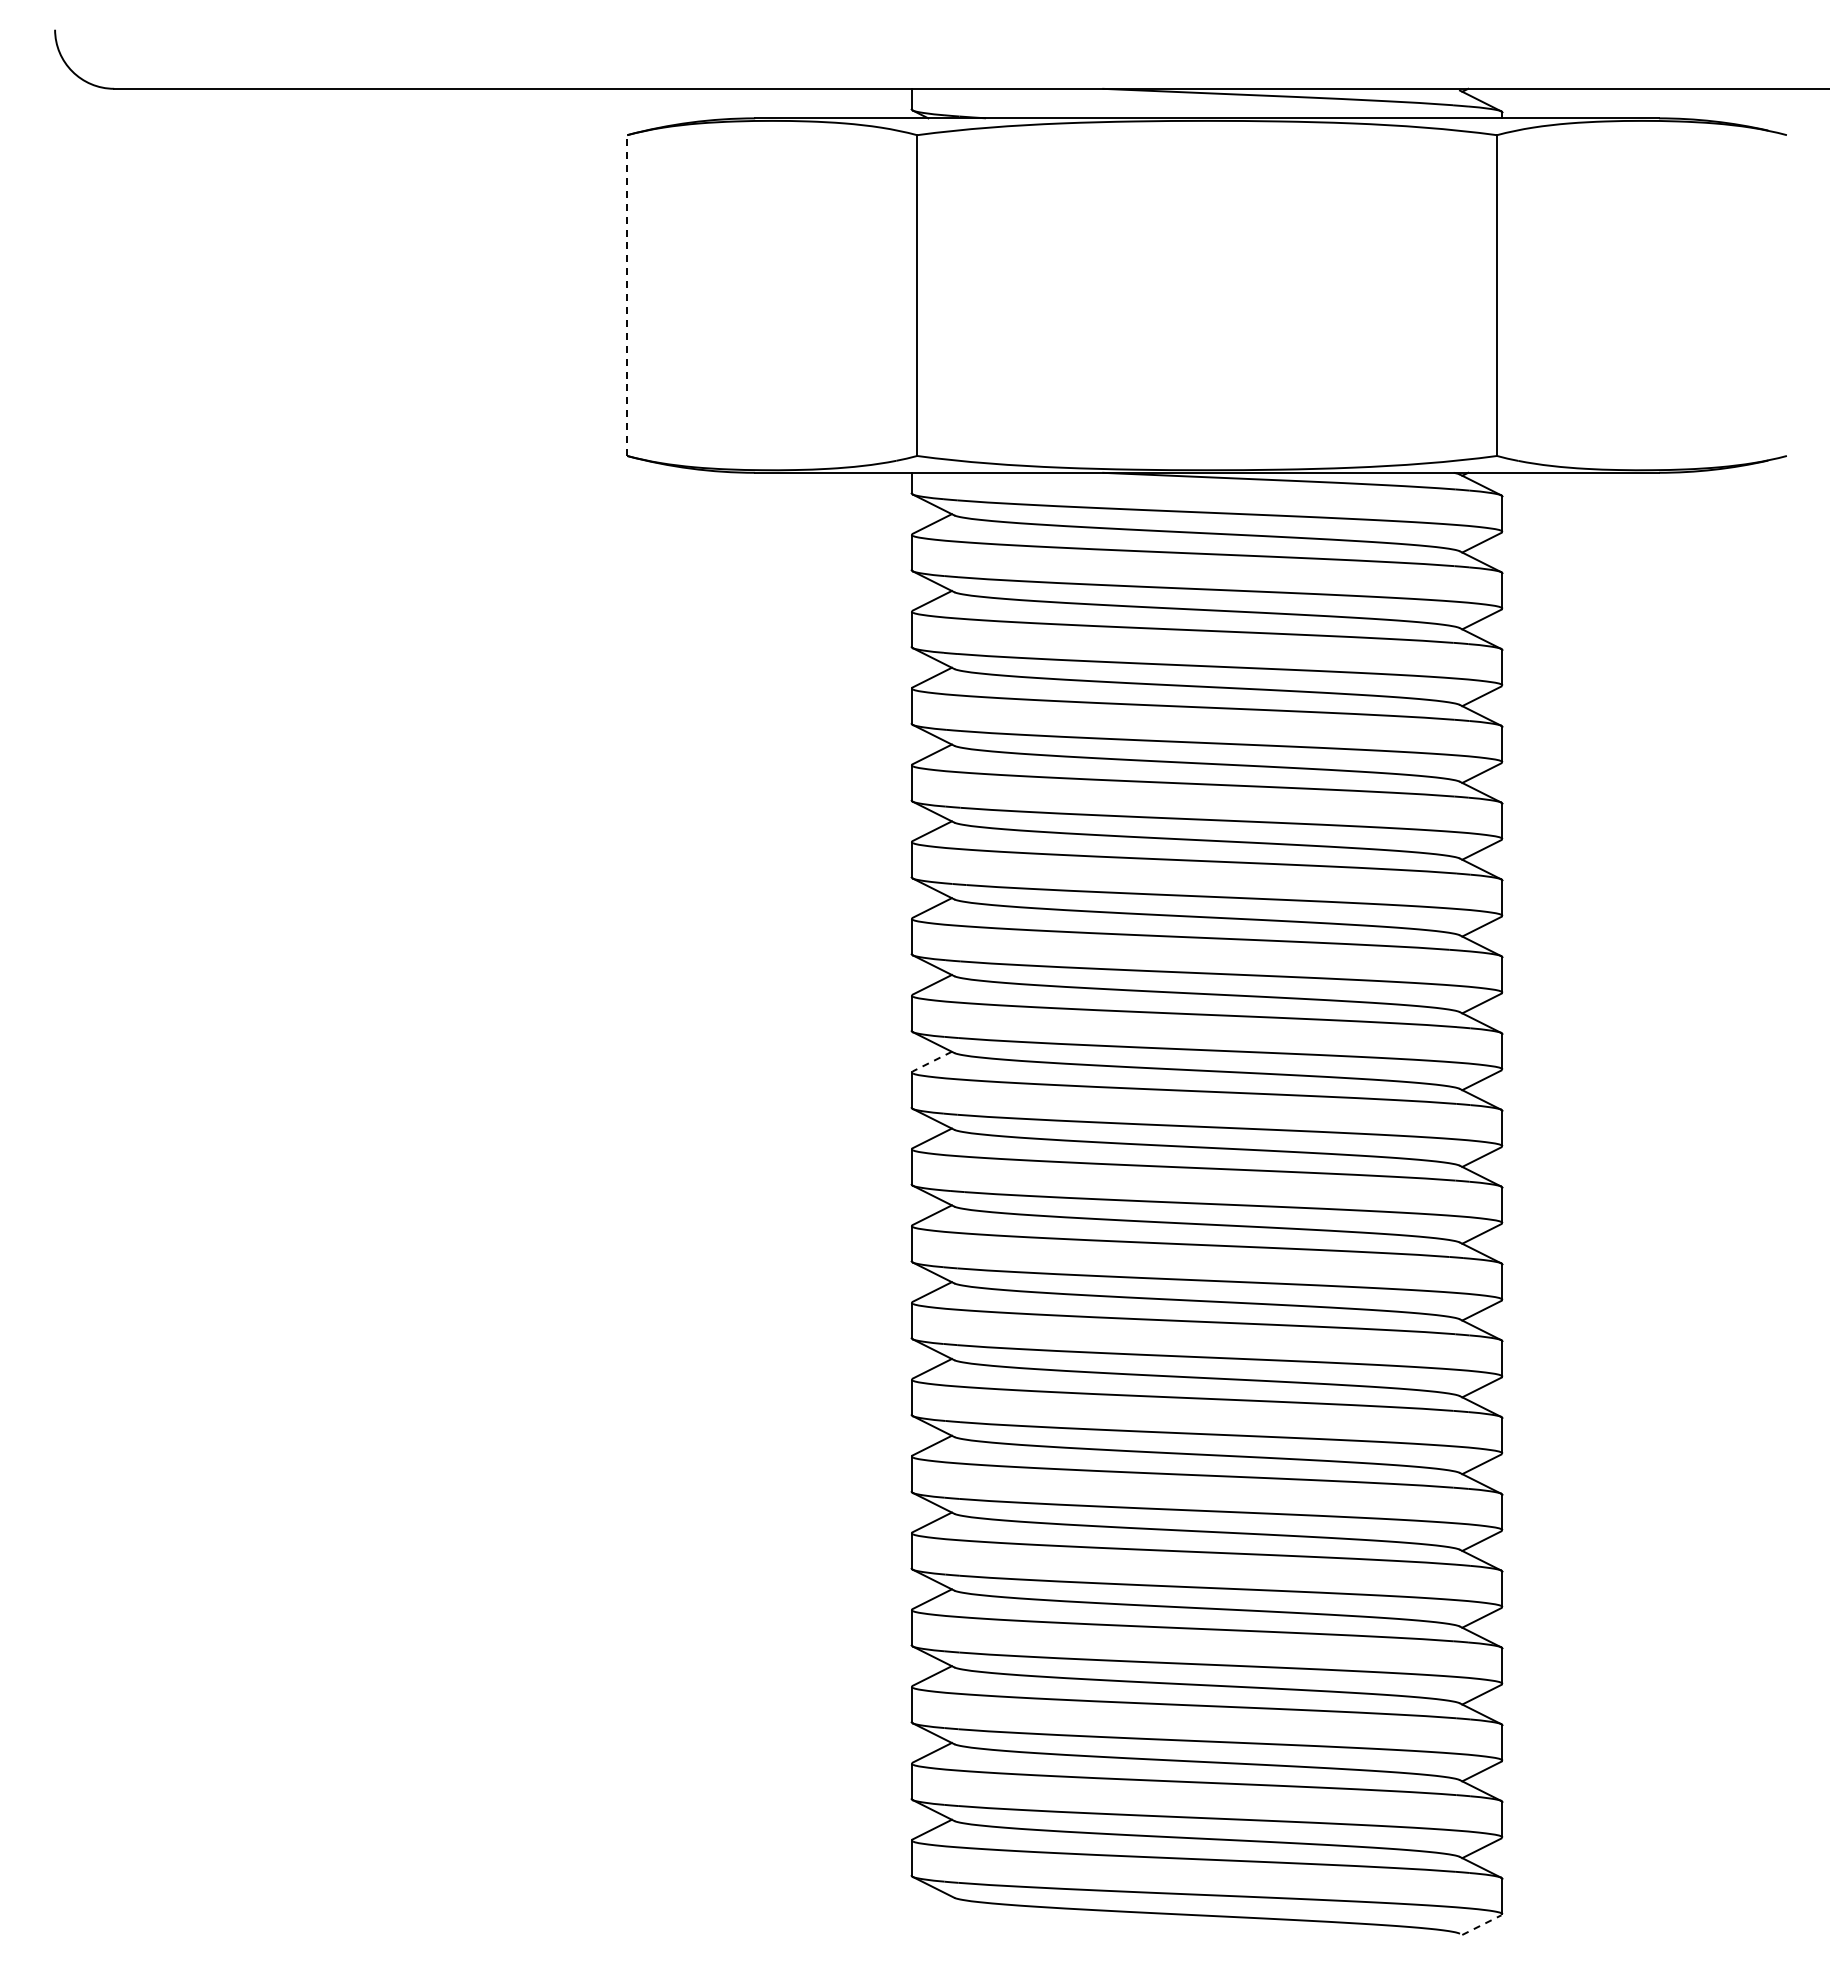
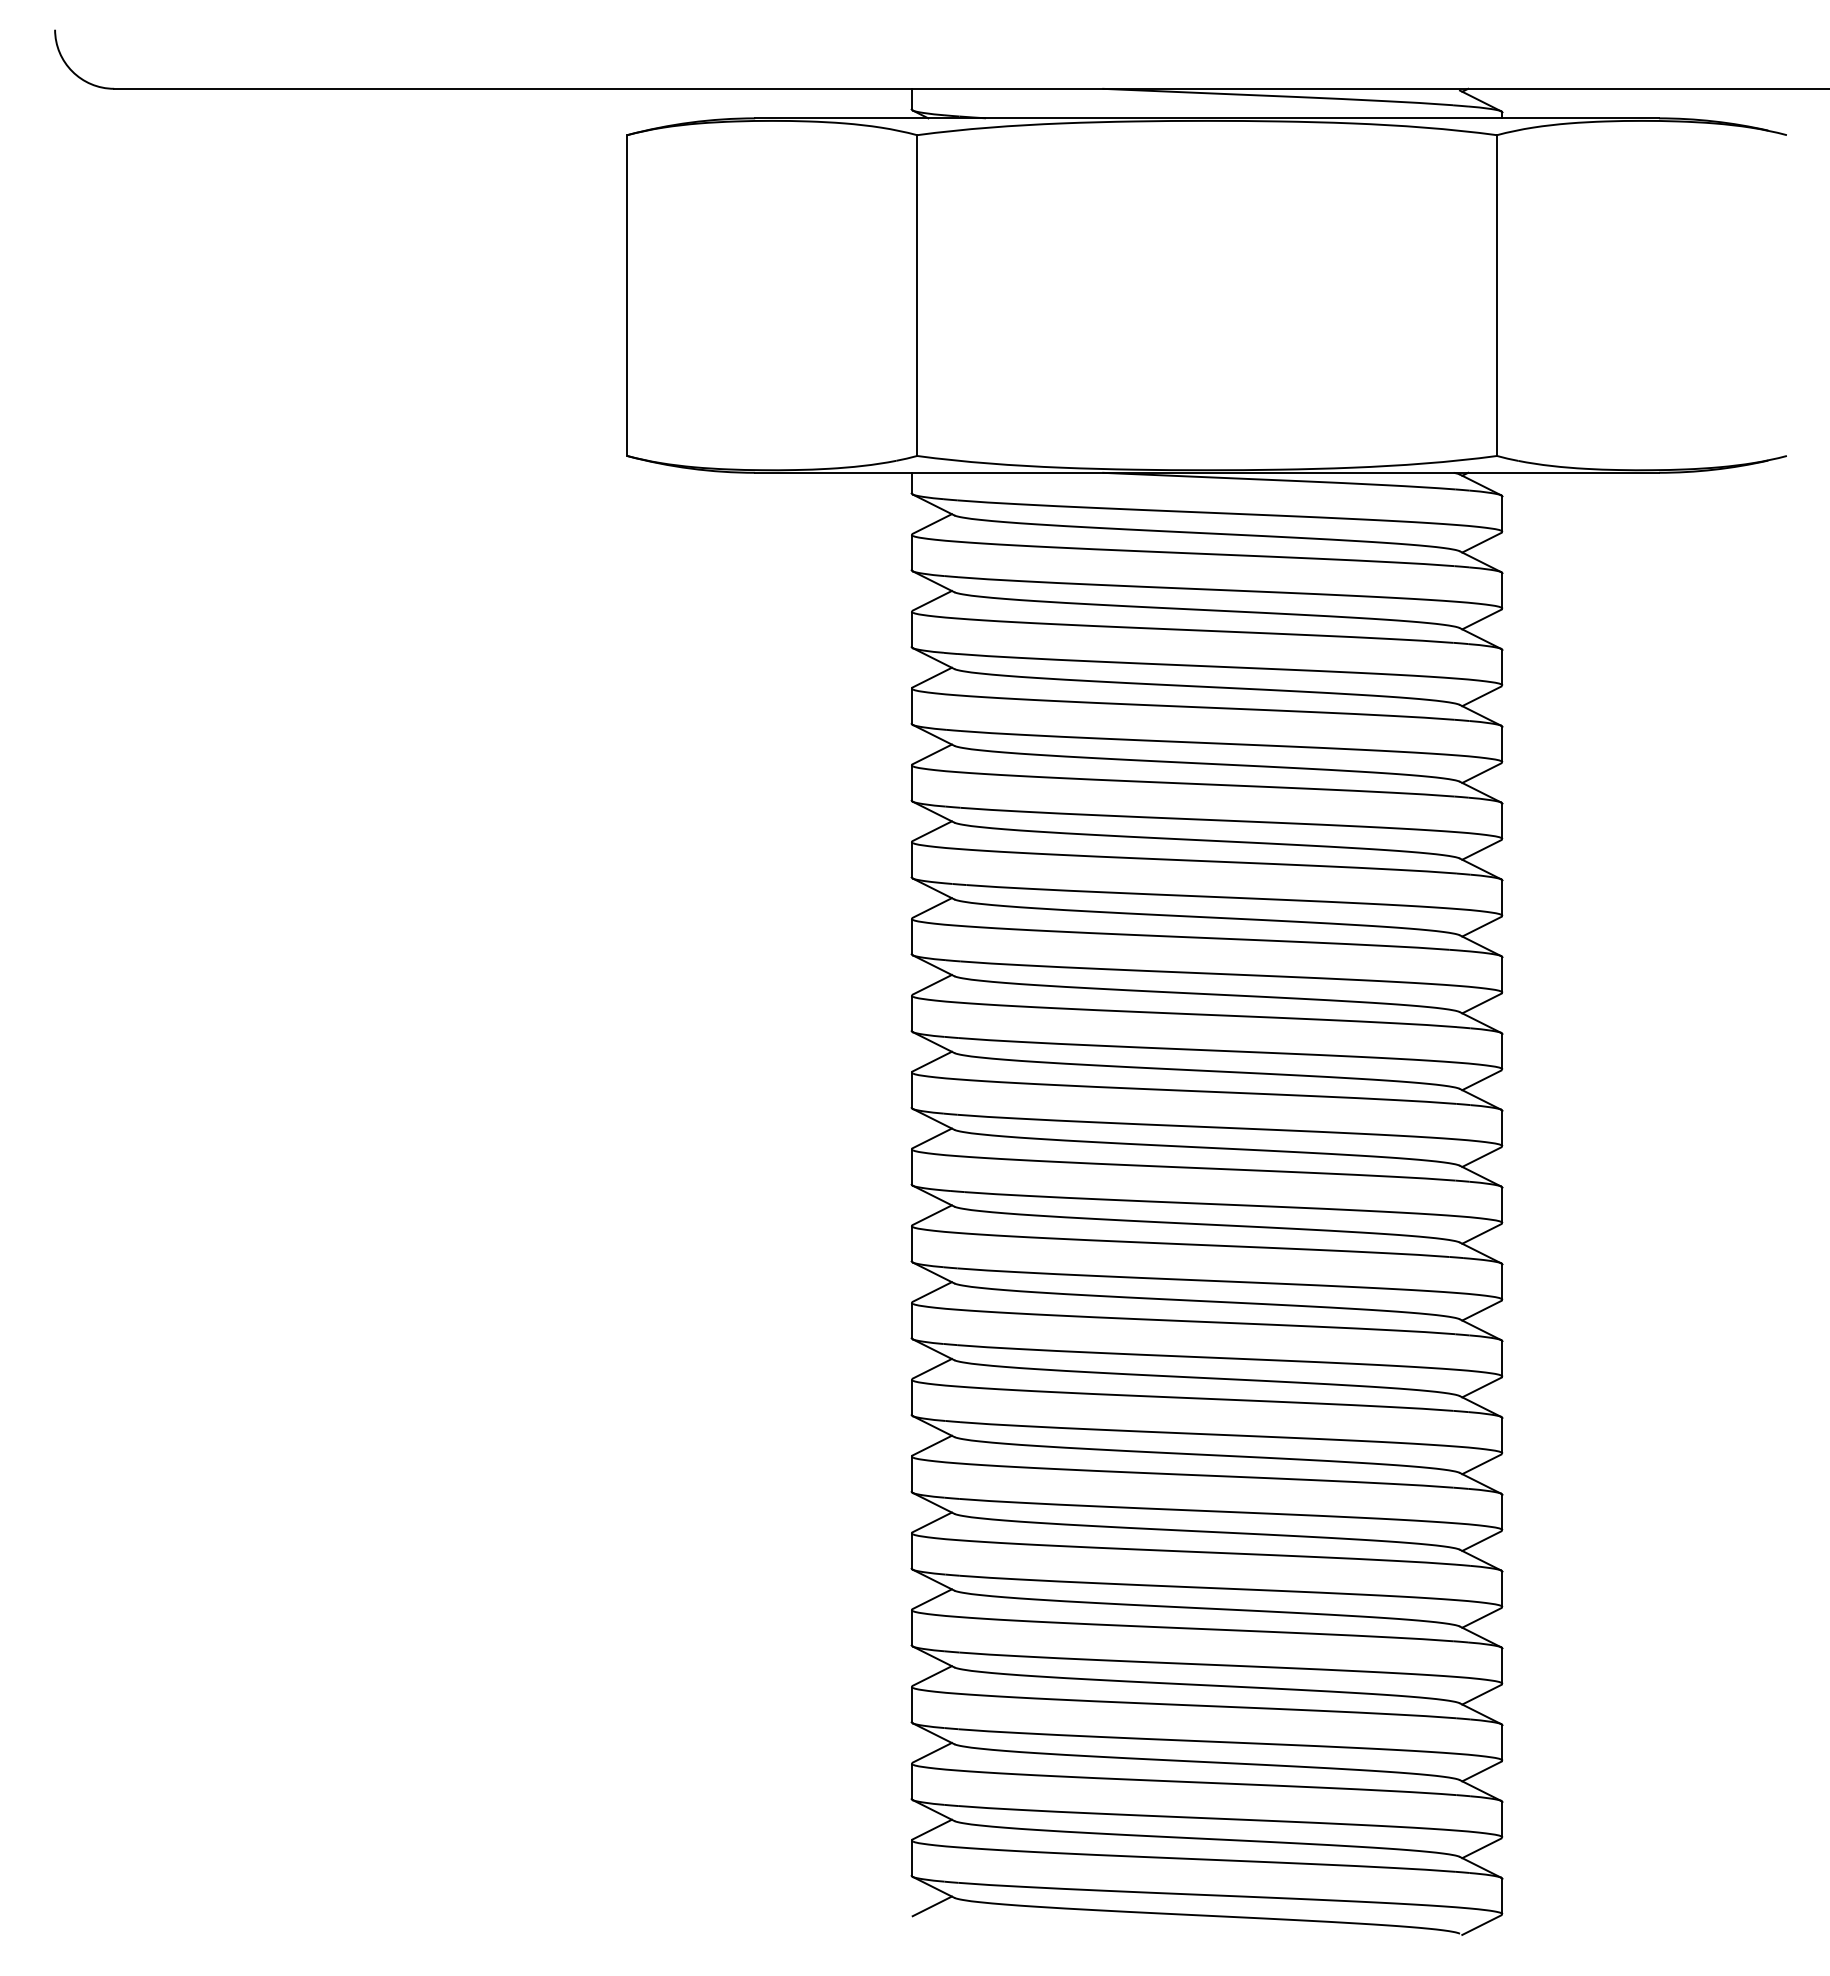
line: dashed -> solid (627, 295)
line: dashed -> solid (932, 1061)
line: none -> present (931, 1906)
line: dashed -> solid (1481, 1925)
